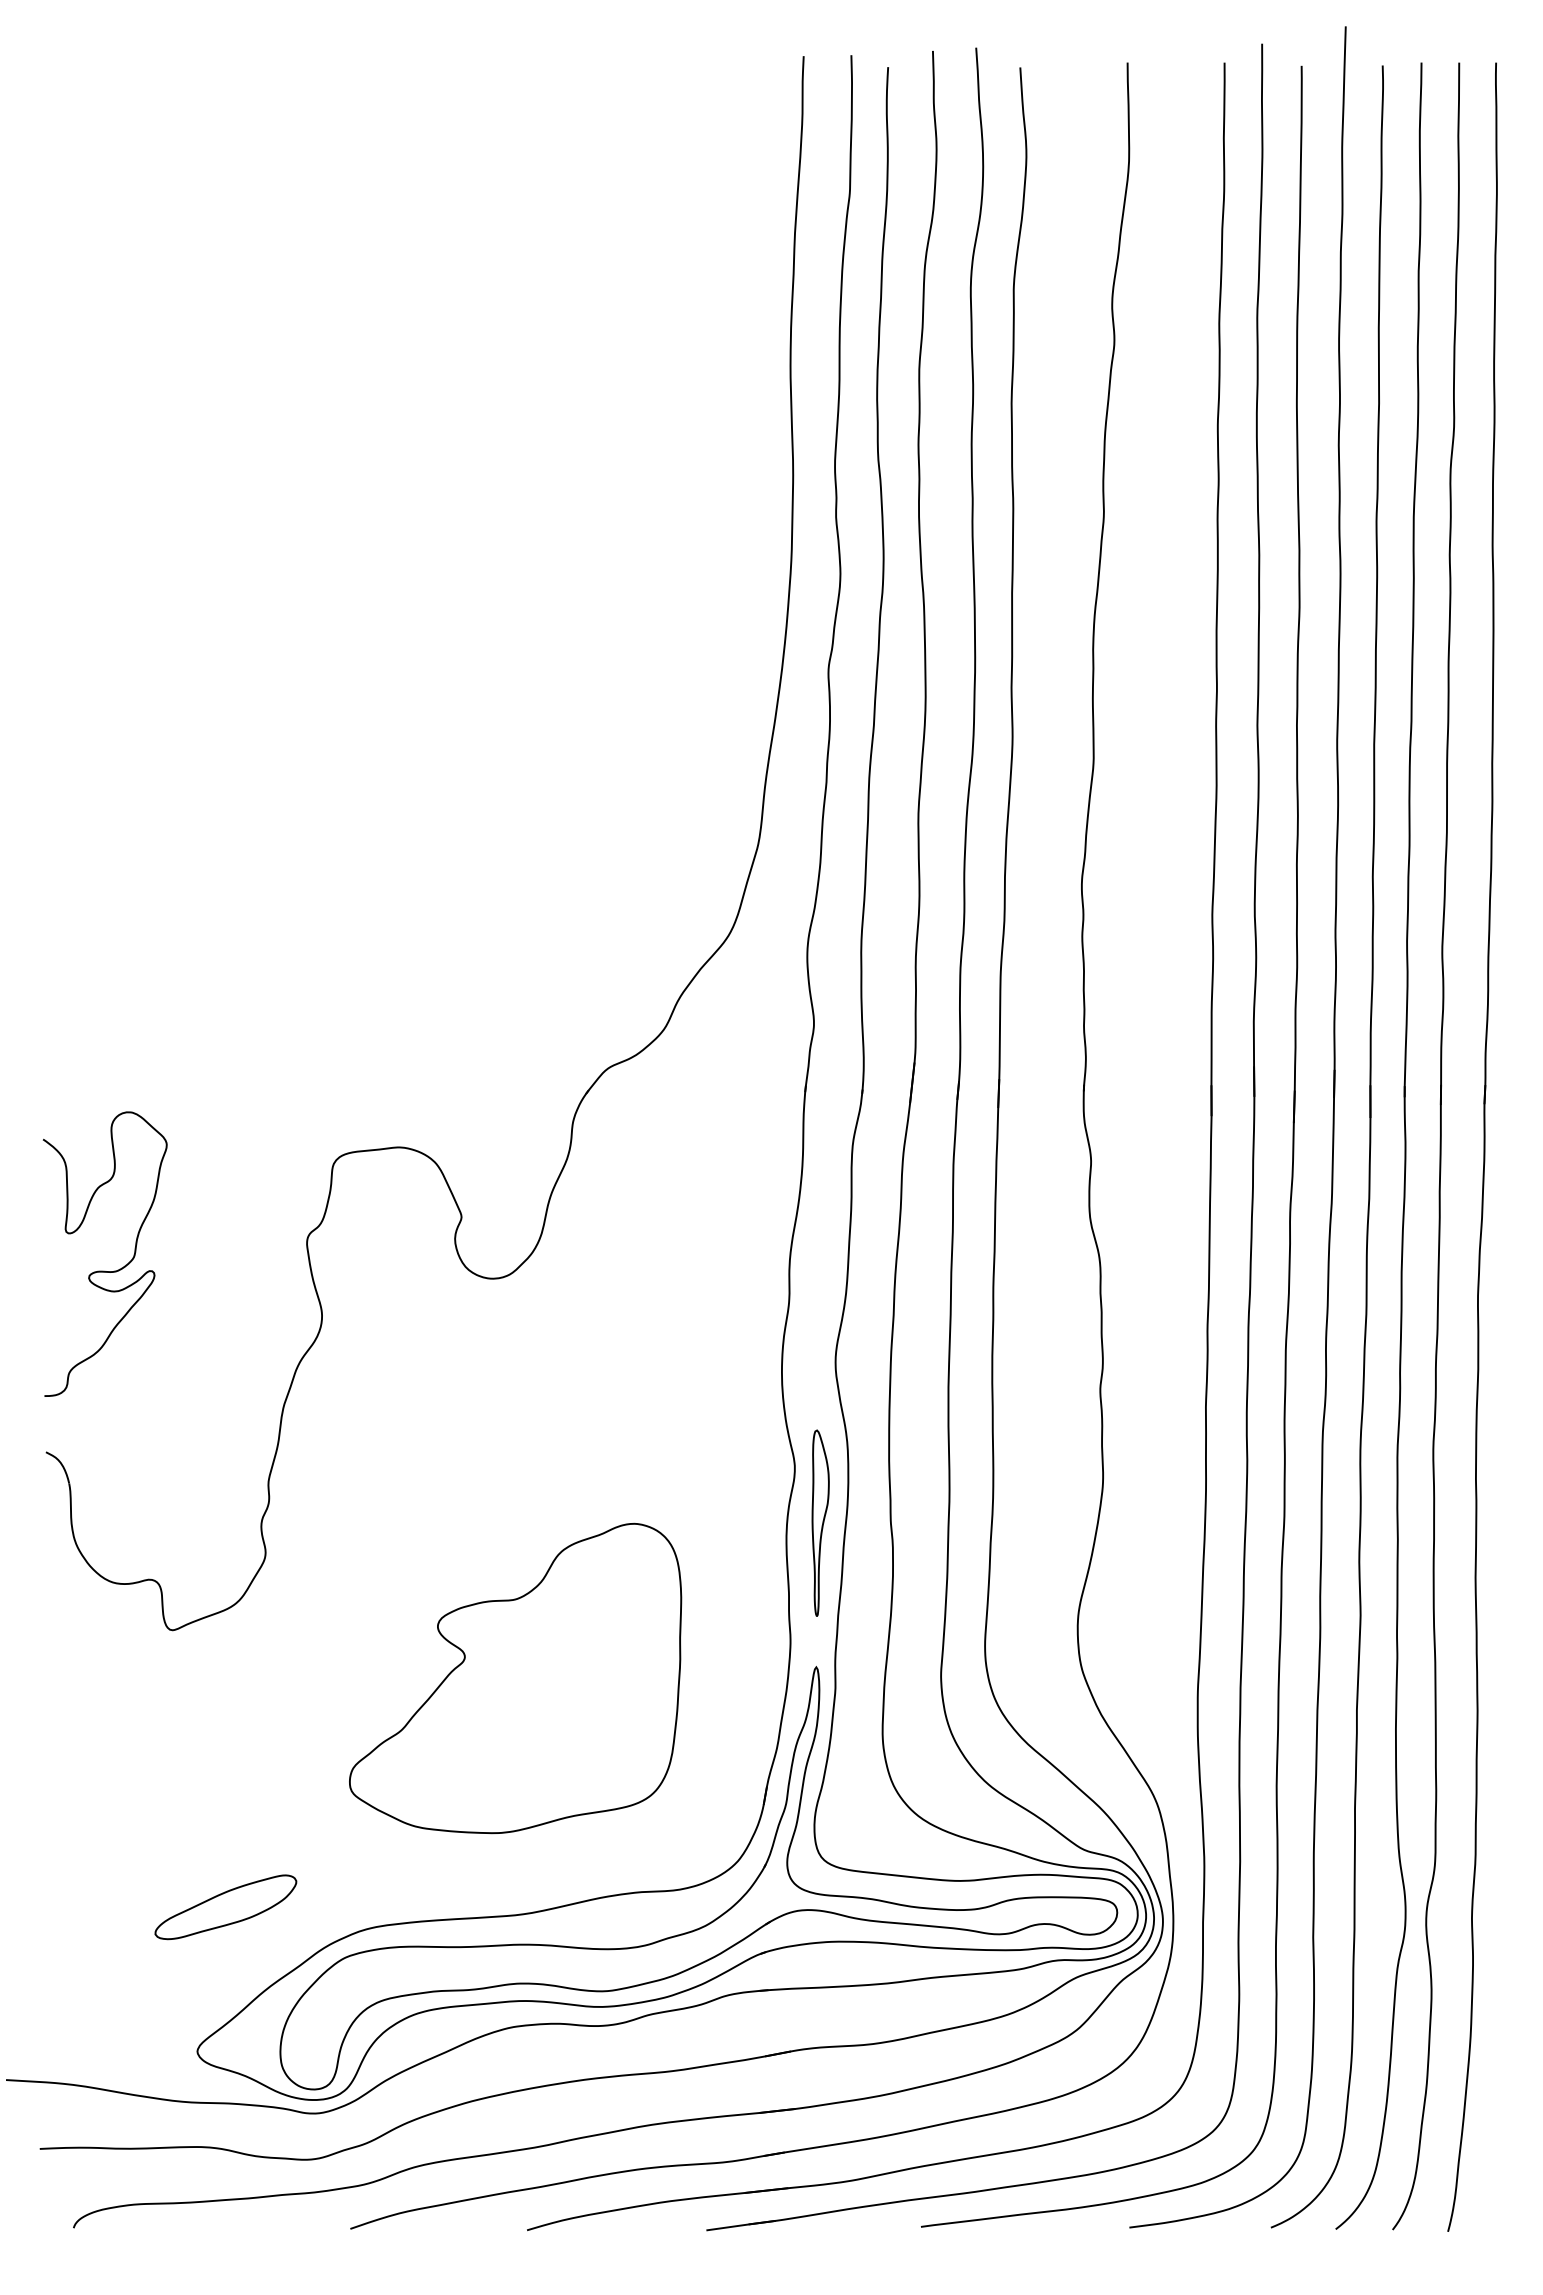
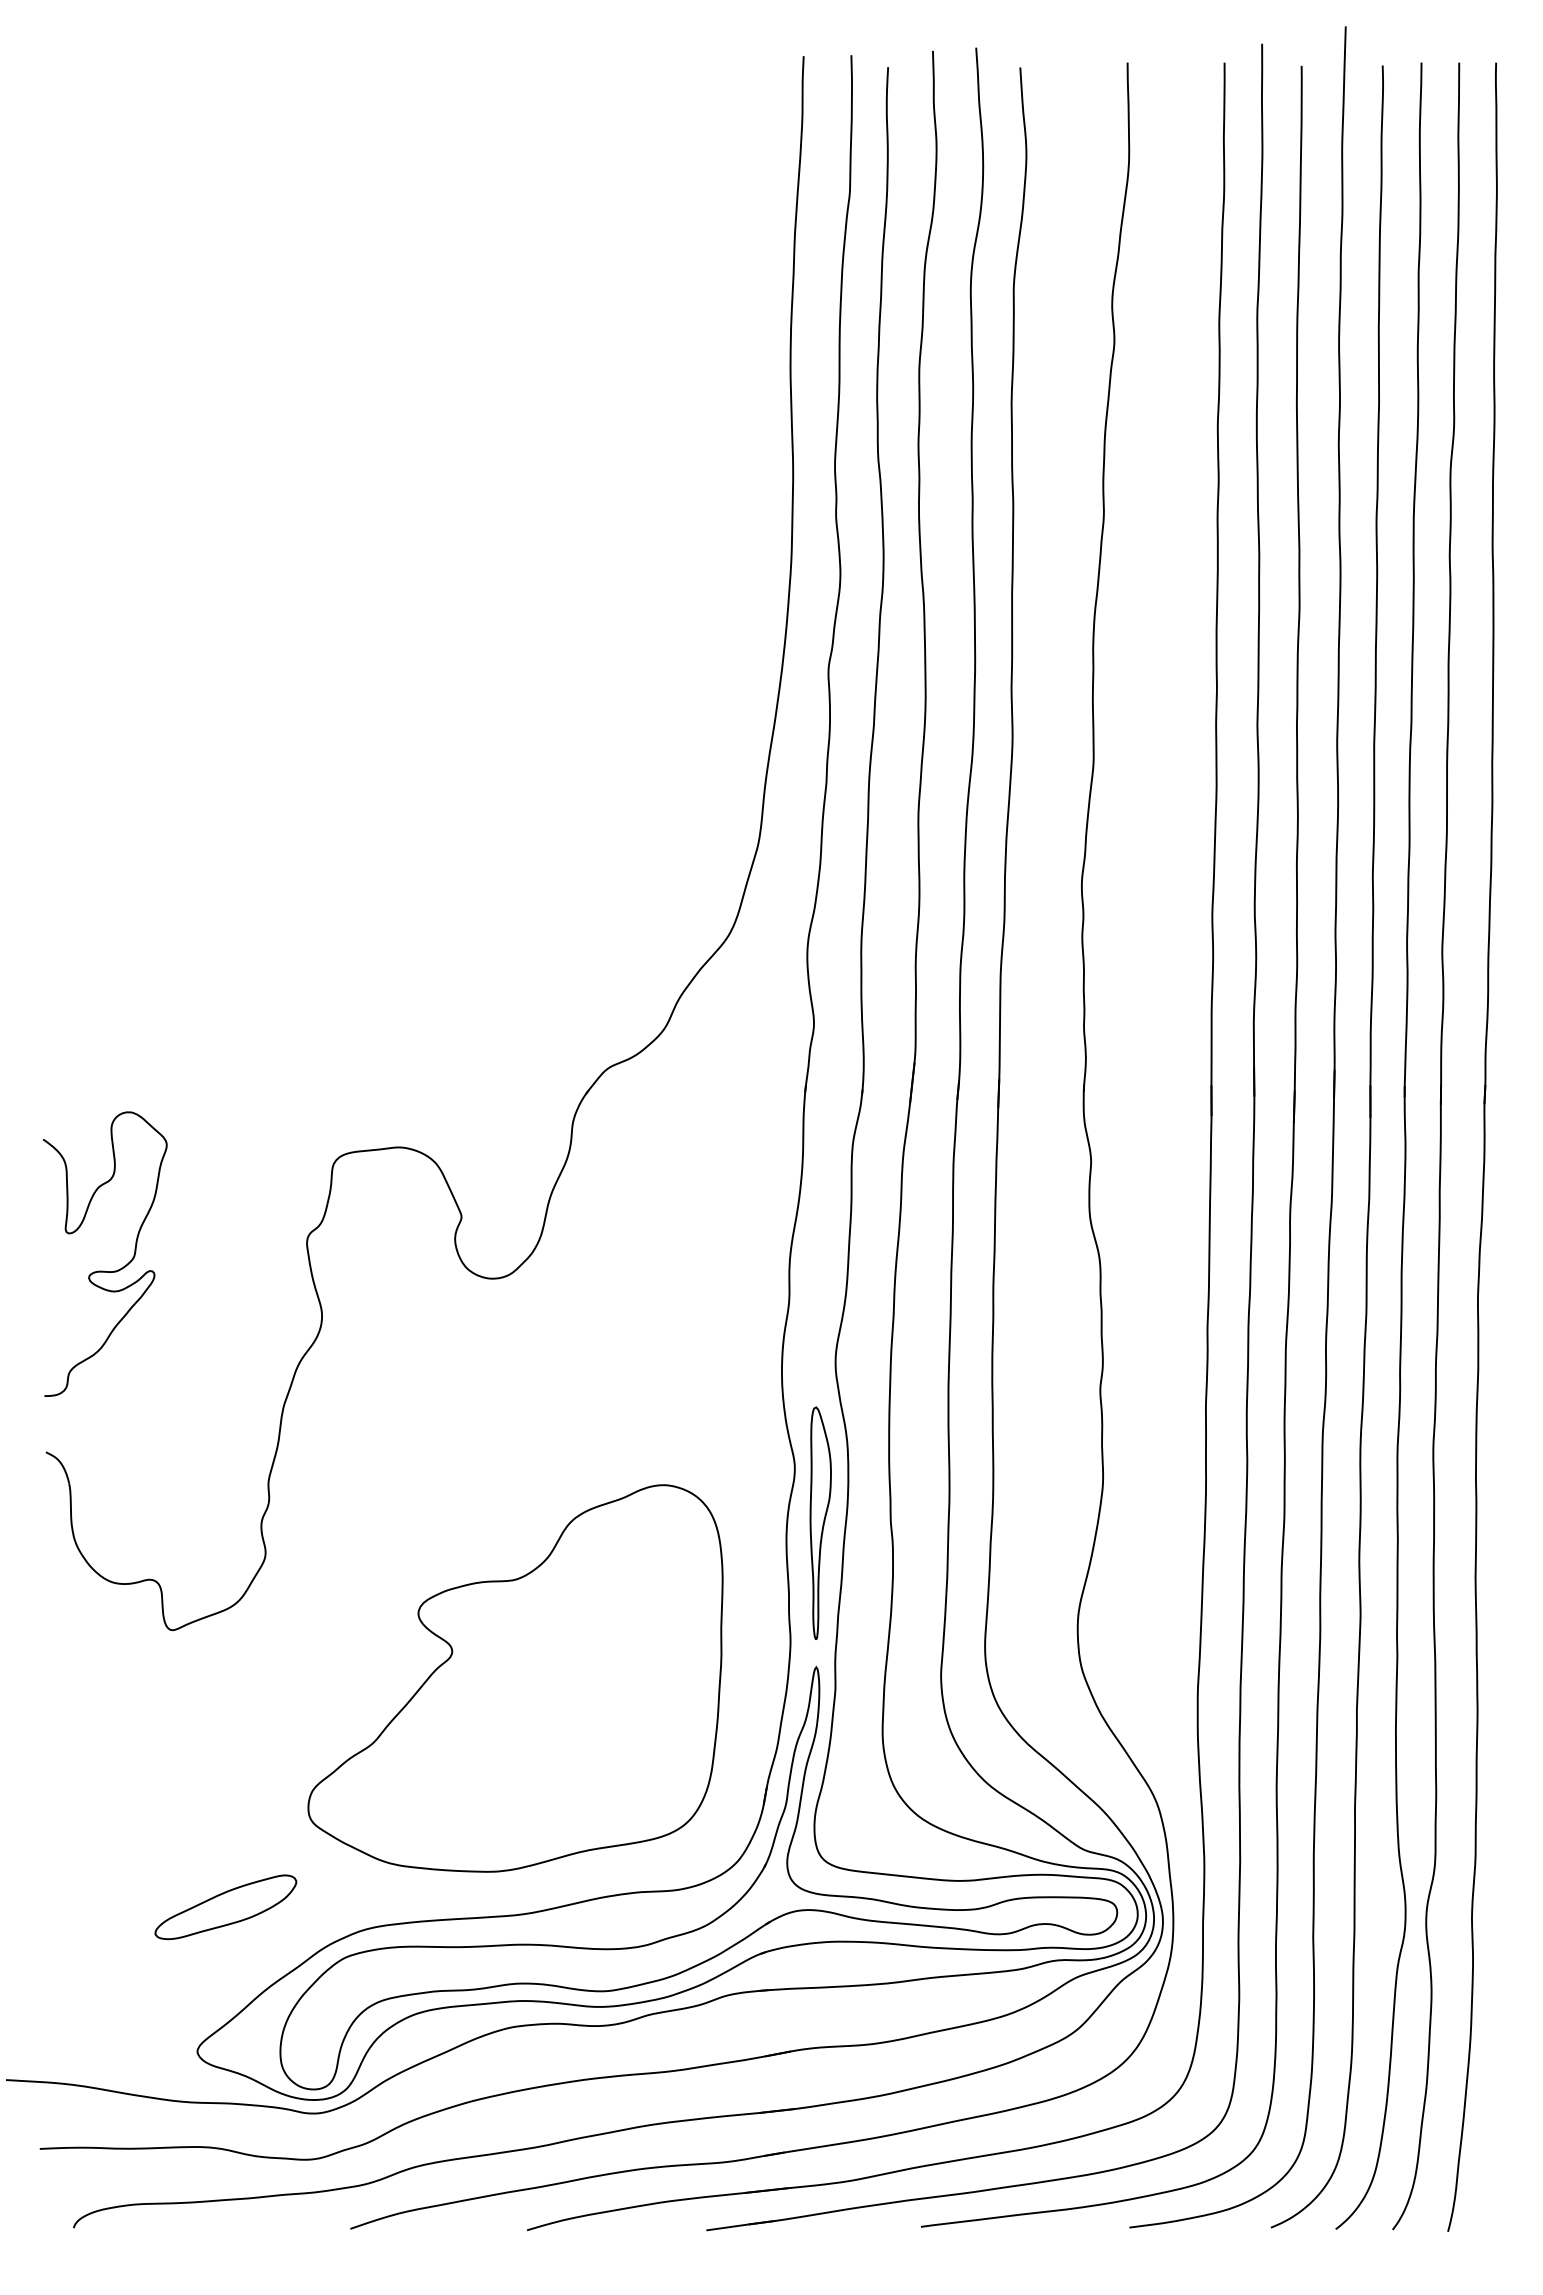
part size: 19x188 px -> 23x234 px (820, 1522)
part size: 334x313 px -> 417x389 px (515, 1678)
